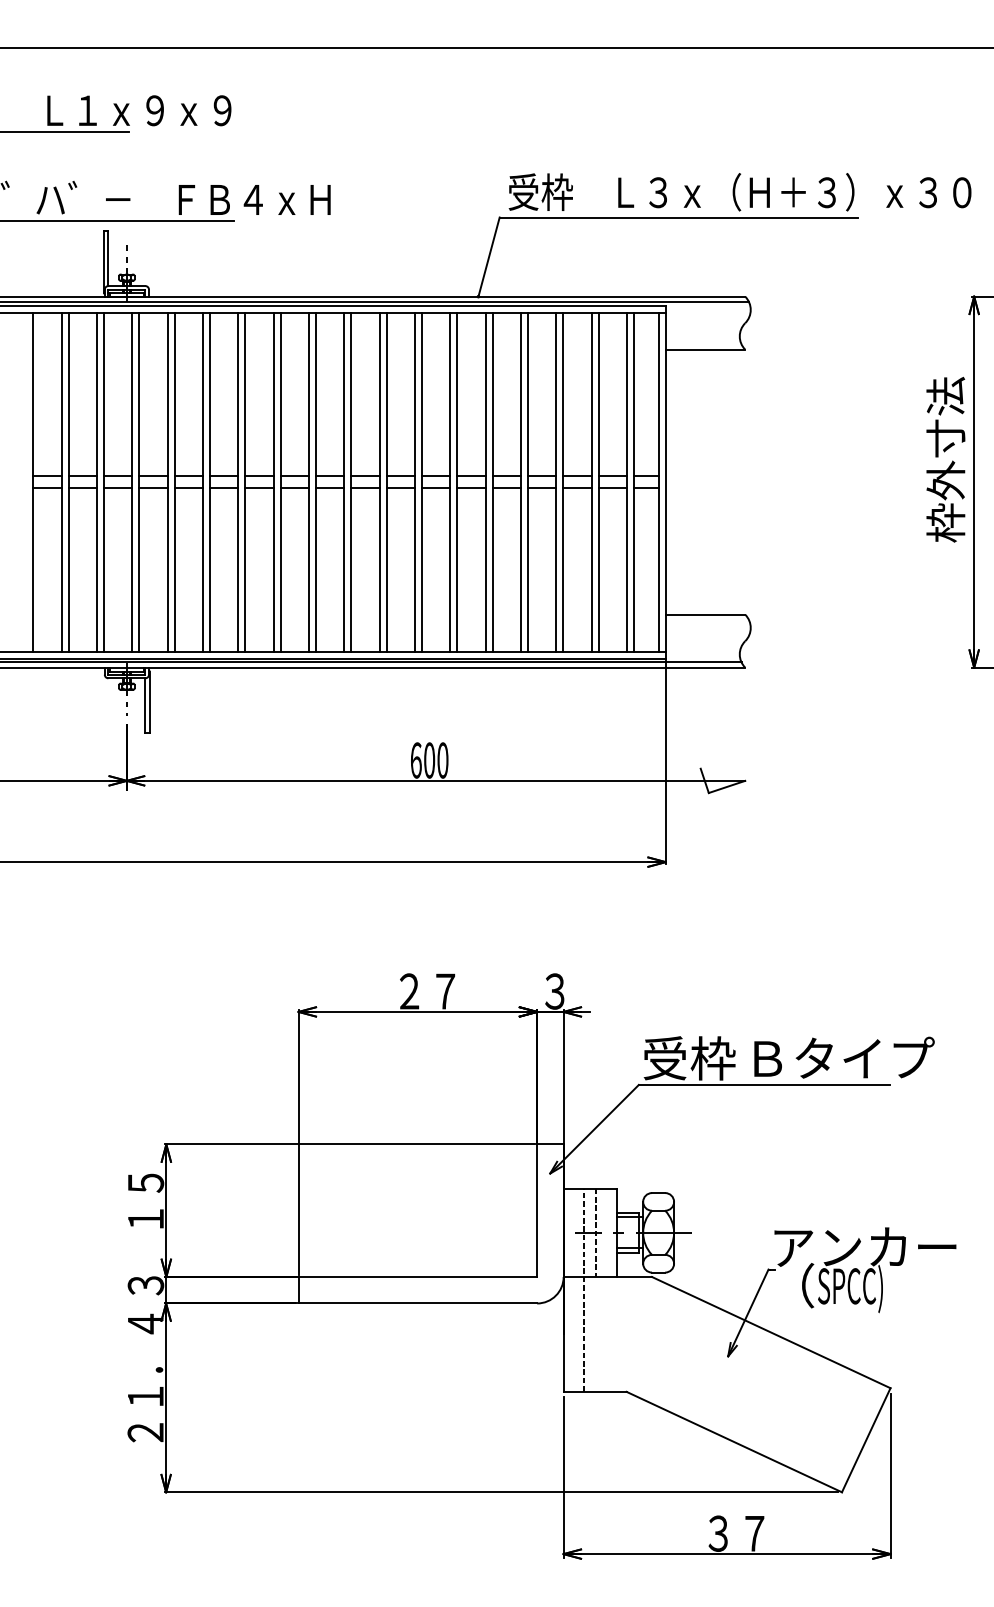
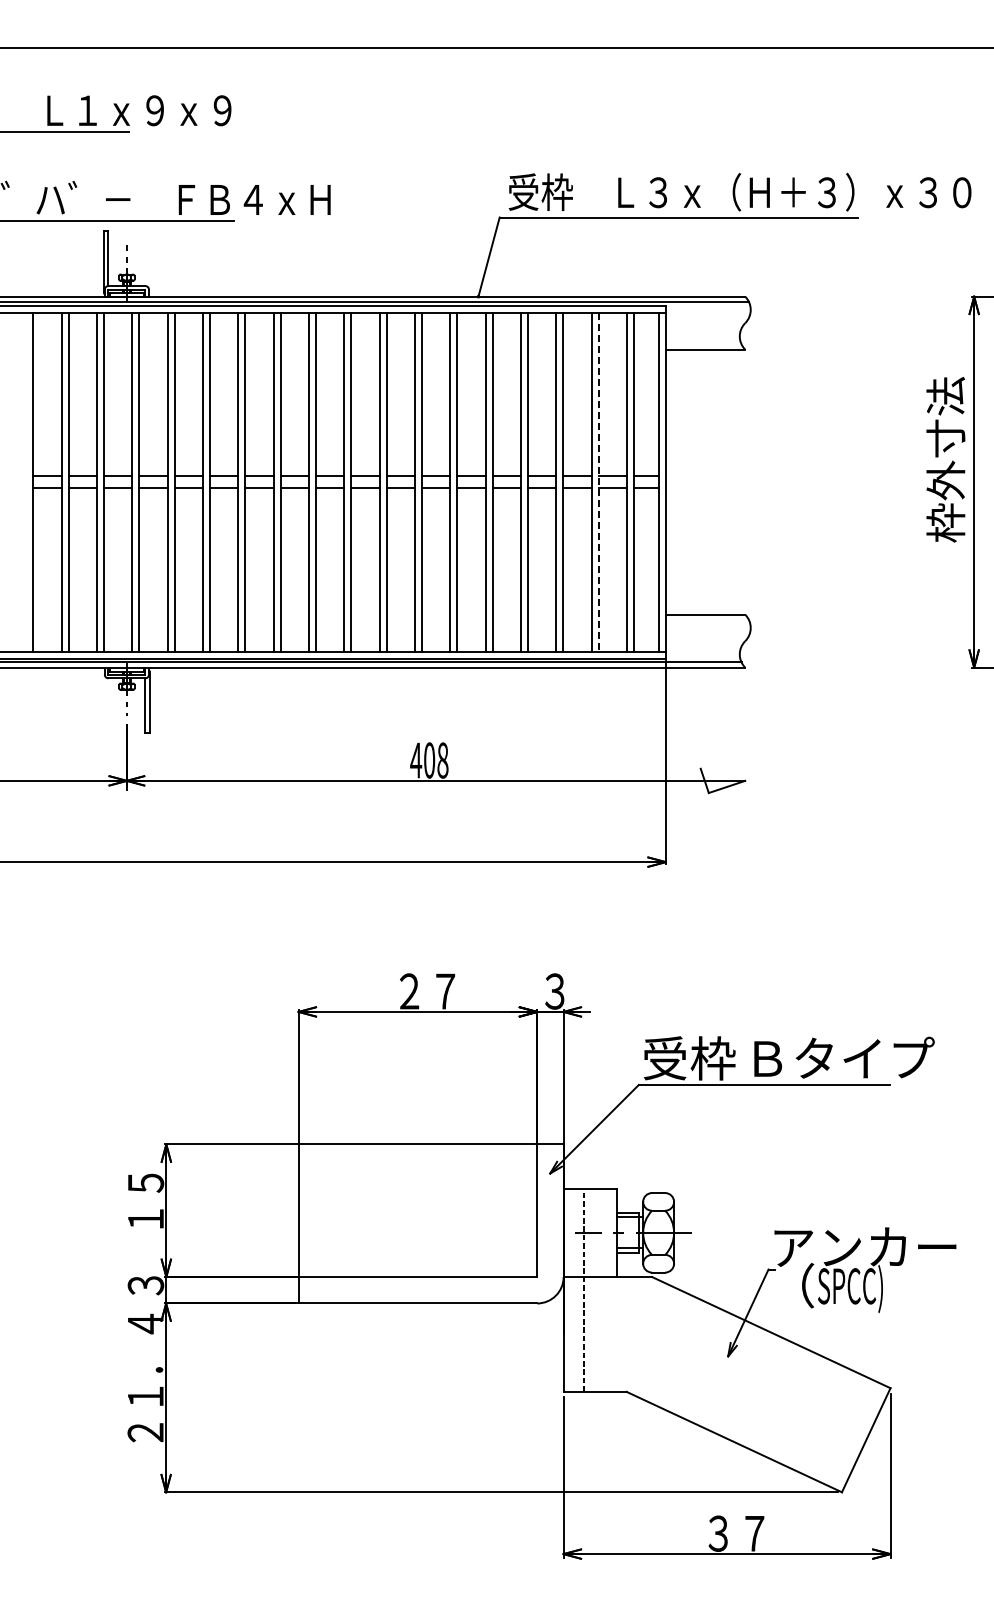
line: solid -> dashed (598, 482)
text: 600 -> 408 (429, 760)
line: present -> none (596, 1232)
